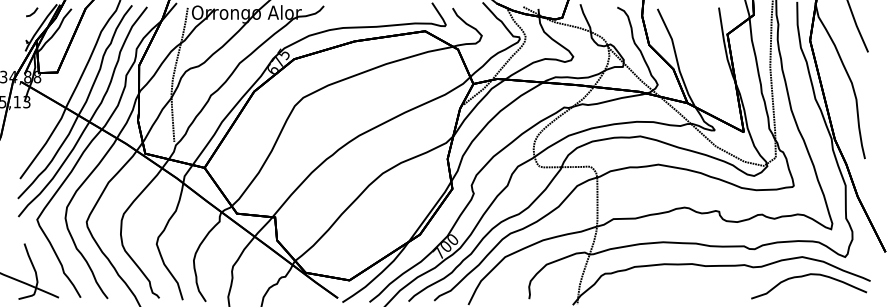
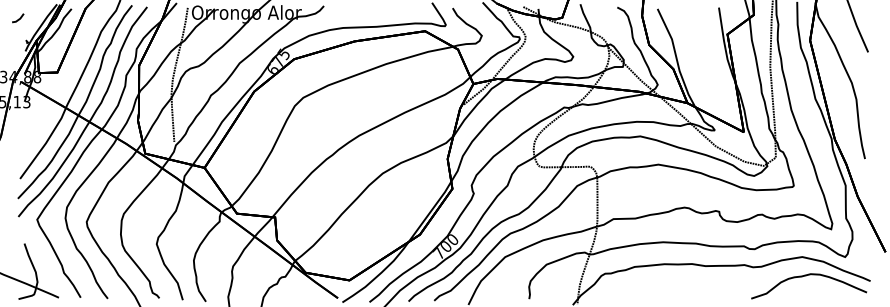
line position: (32, 12) -> (18, 18) (18, 18)
